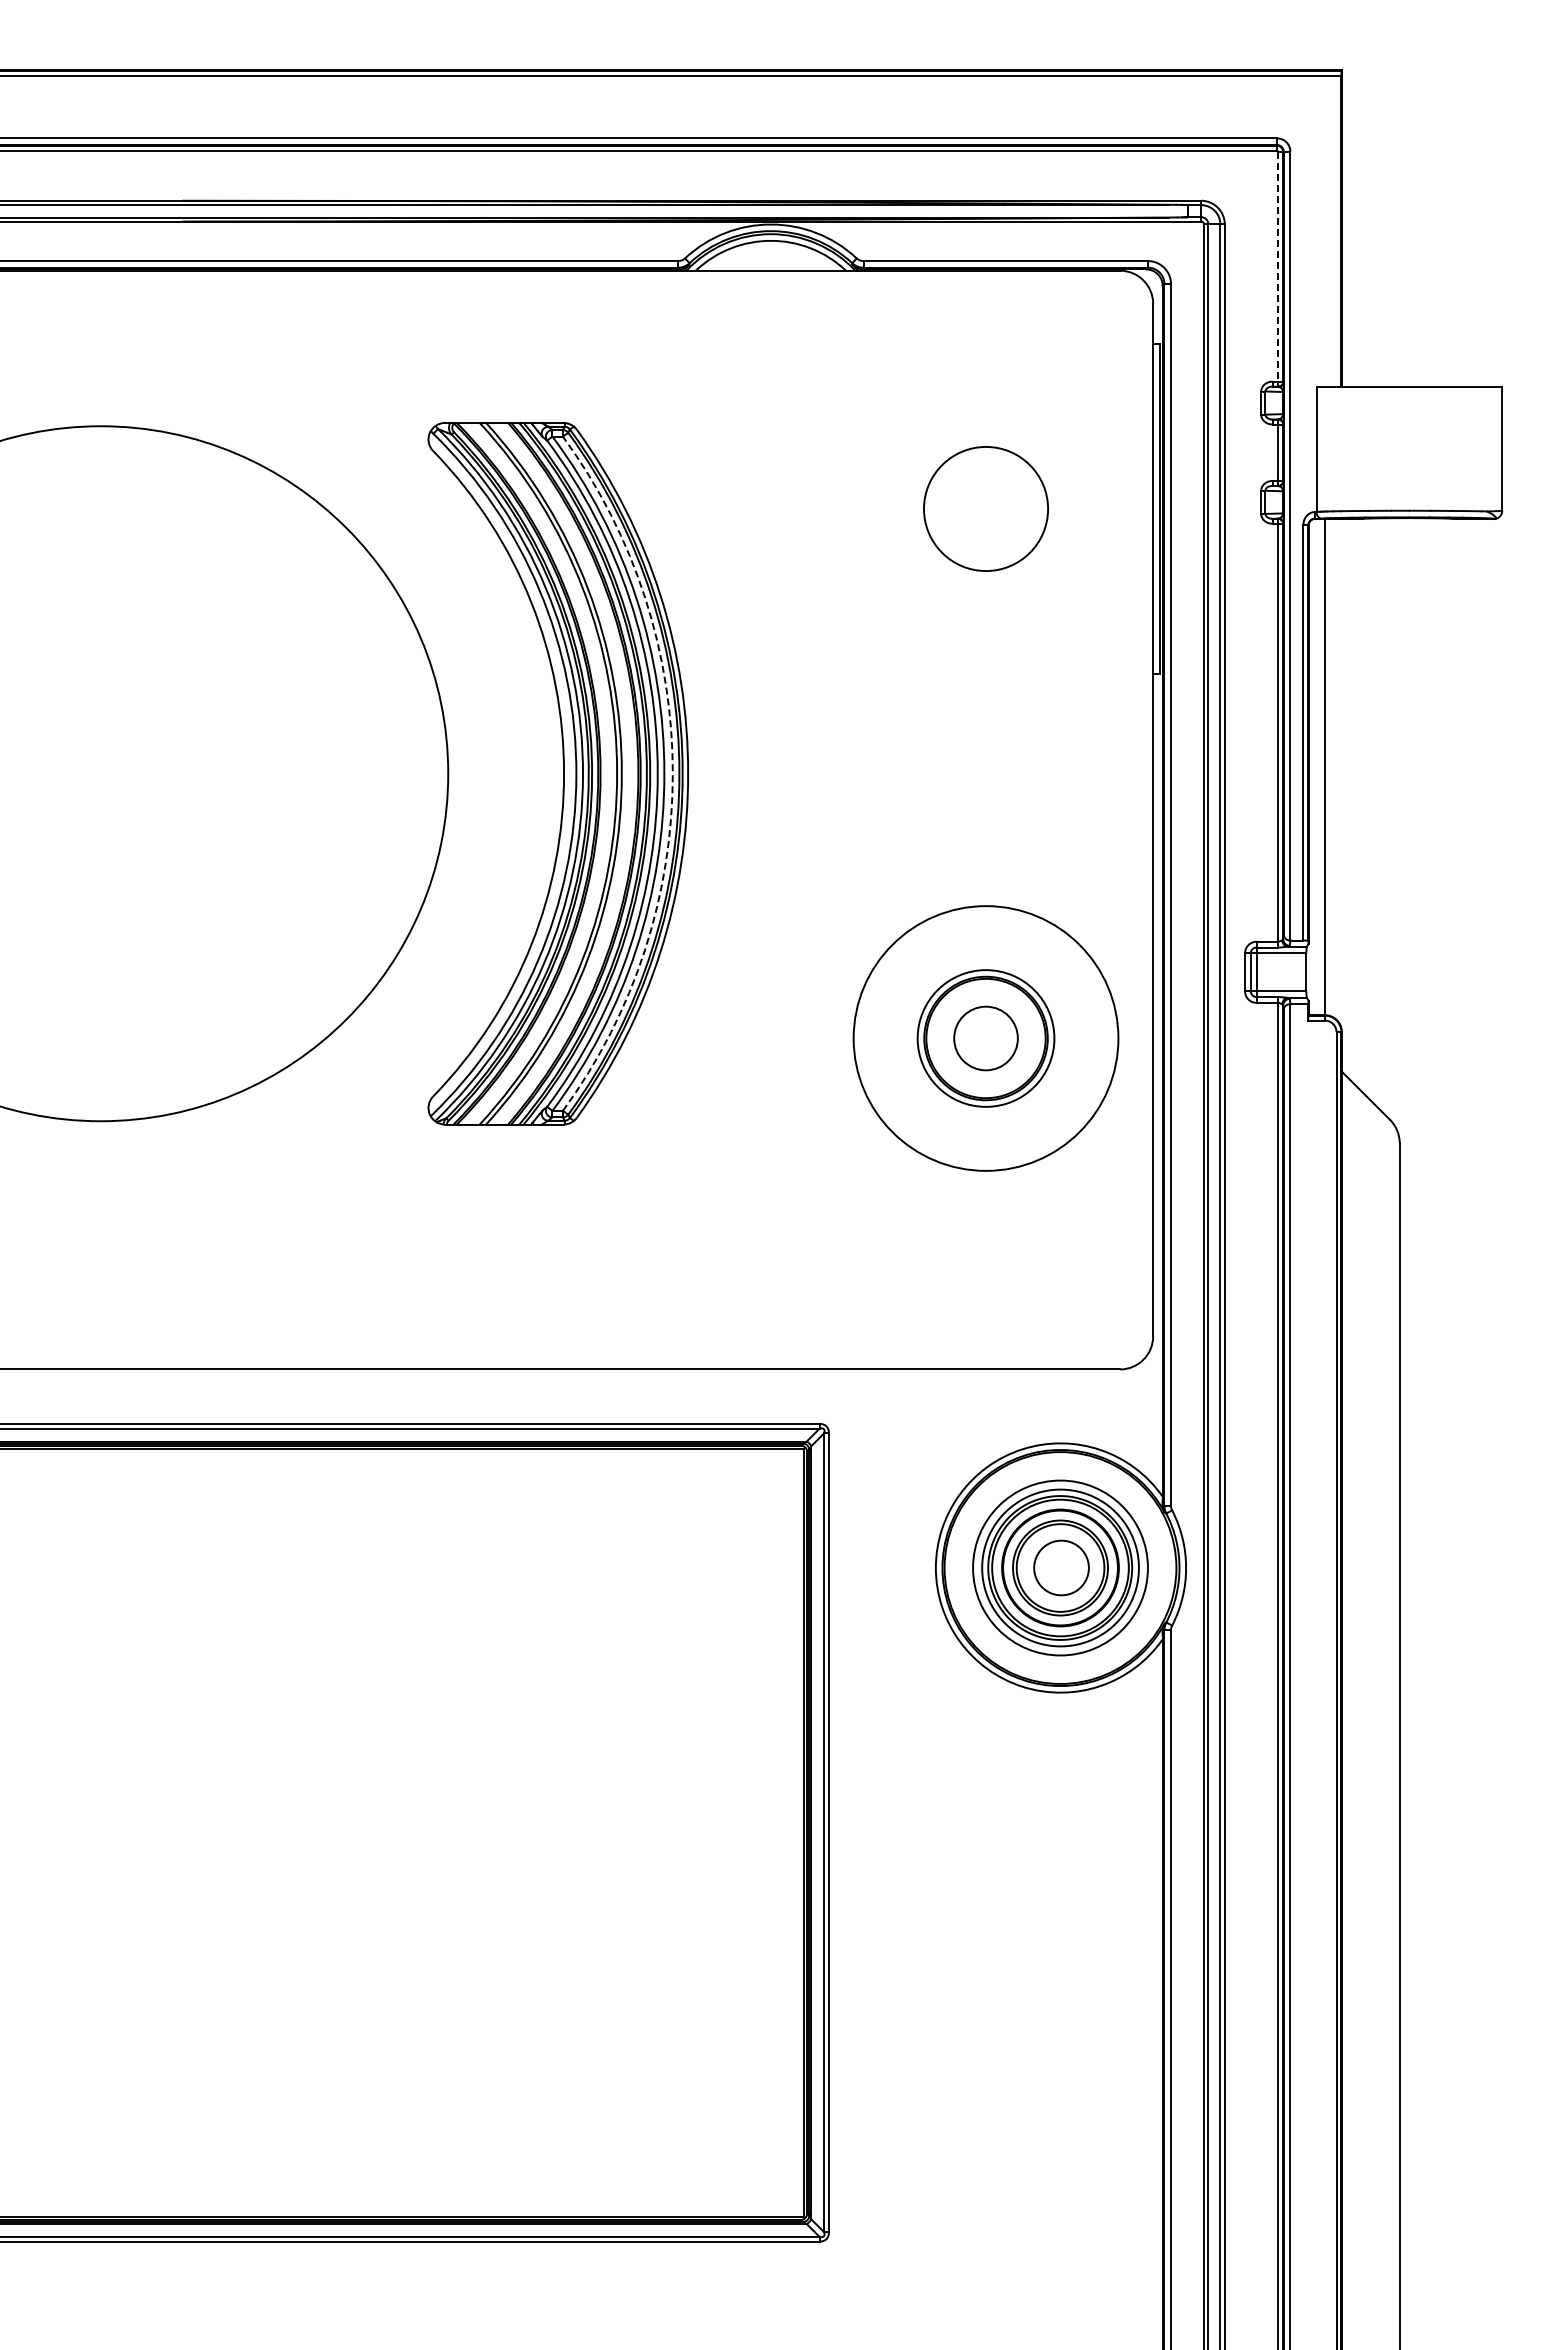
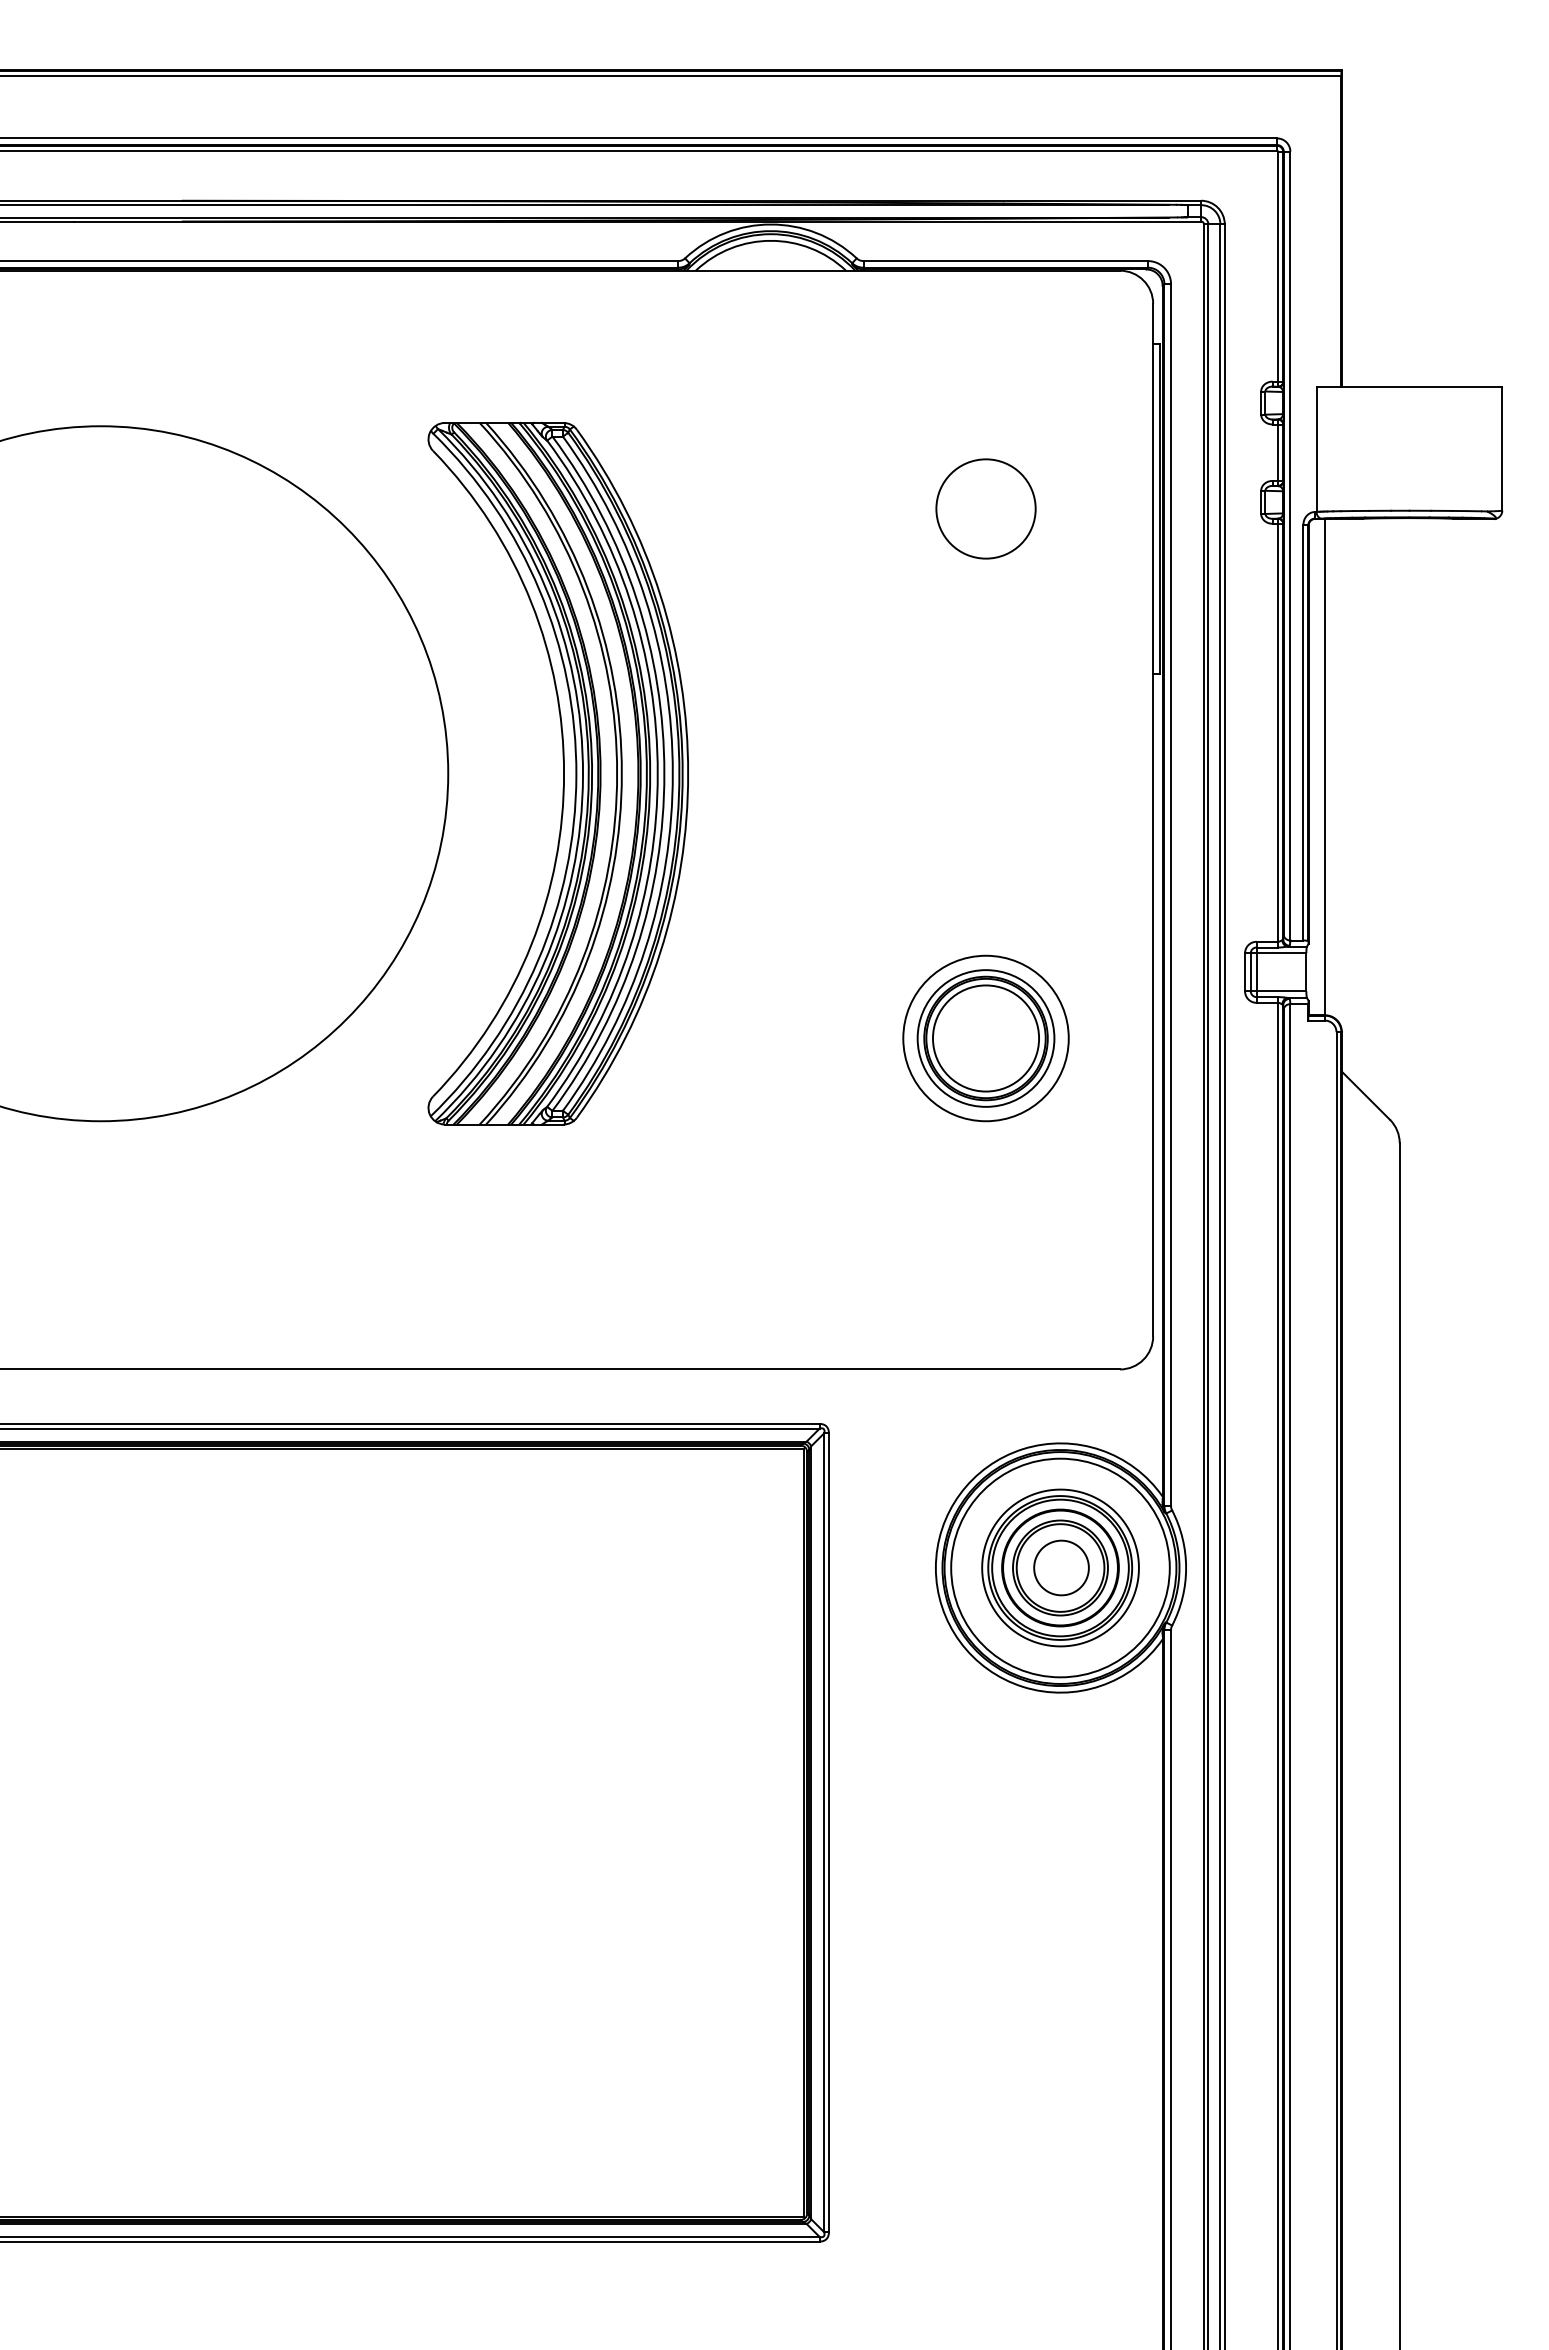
line: dashed -> solid (1278, 269)
circle size: 126x126 px -> 102x102 px (985, 508)
arc: dashed -> solid (672, 773)
circle diameter: 265 px -> 165 px (985, 1038)
circle diameter: 64 px -> 106 px (985, 1038)
circle diameter: 175 px -> 219 px (1060, 1567)
